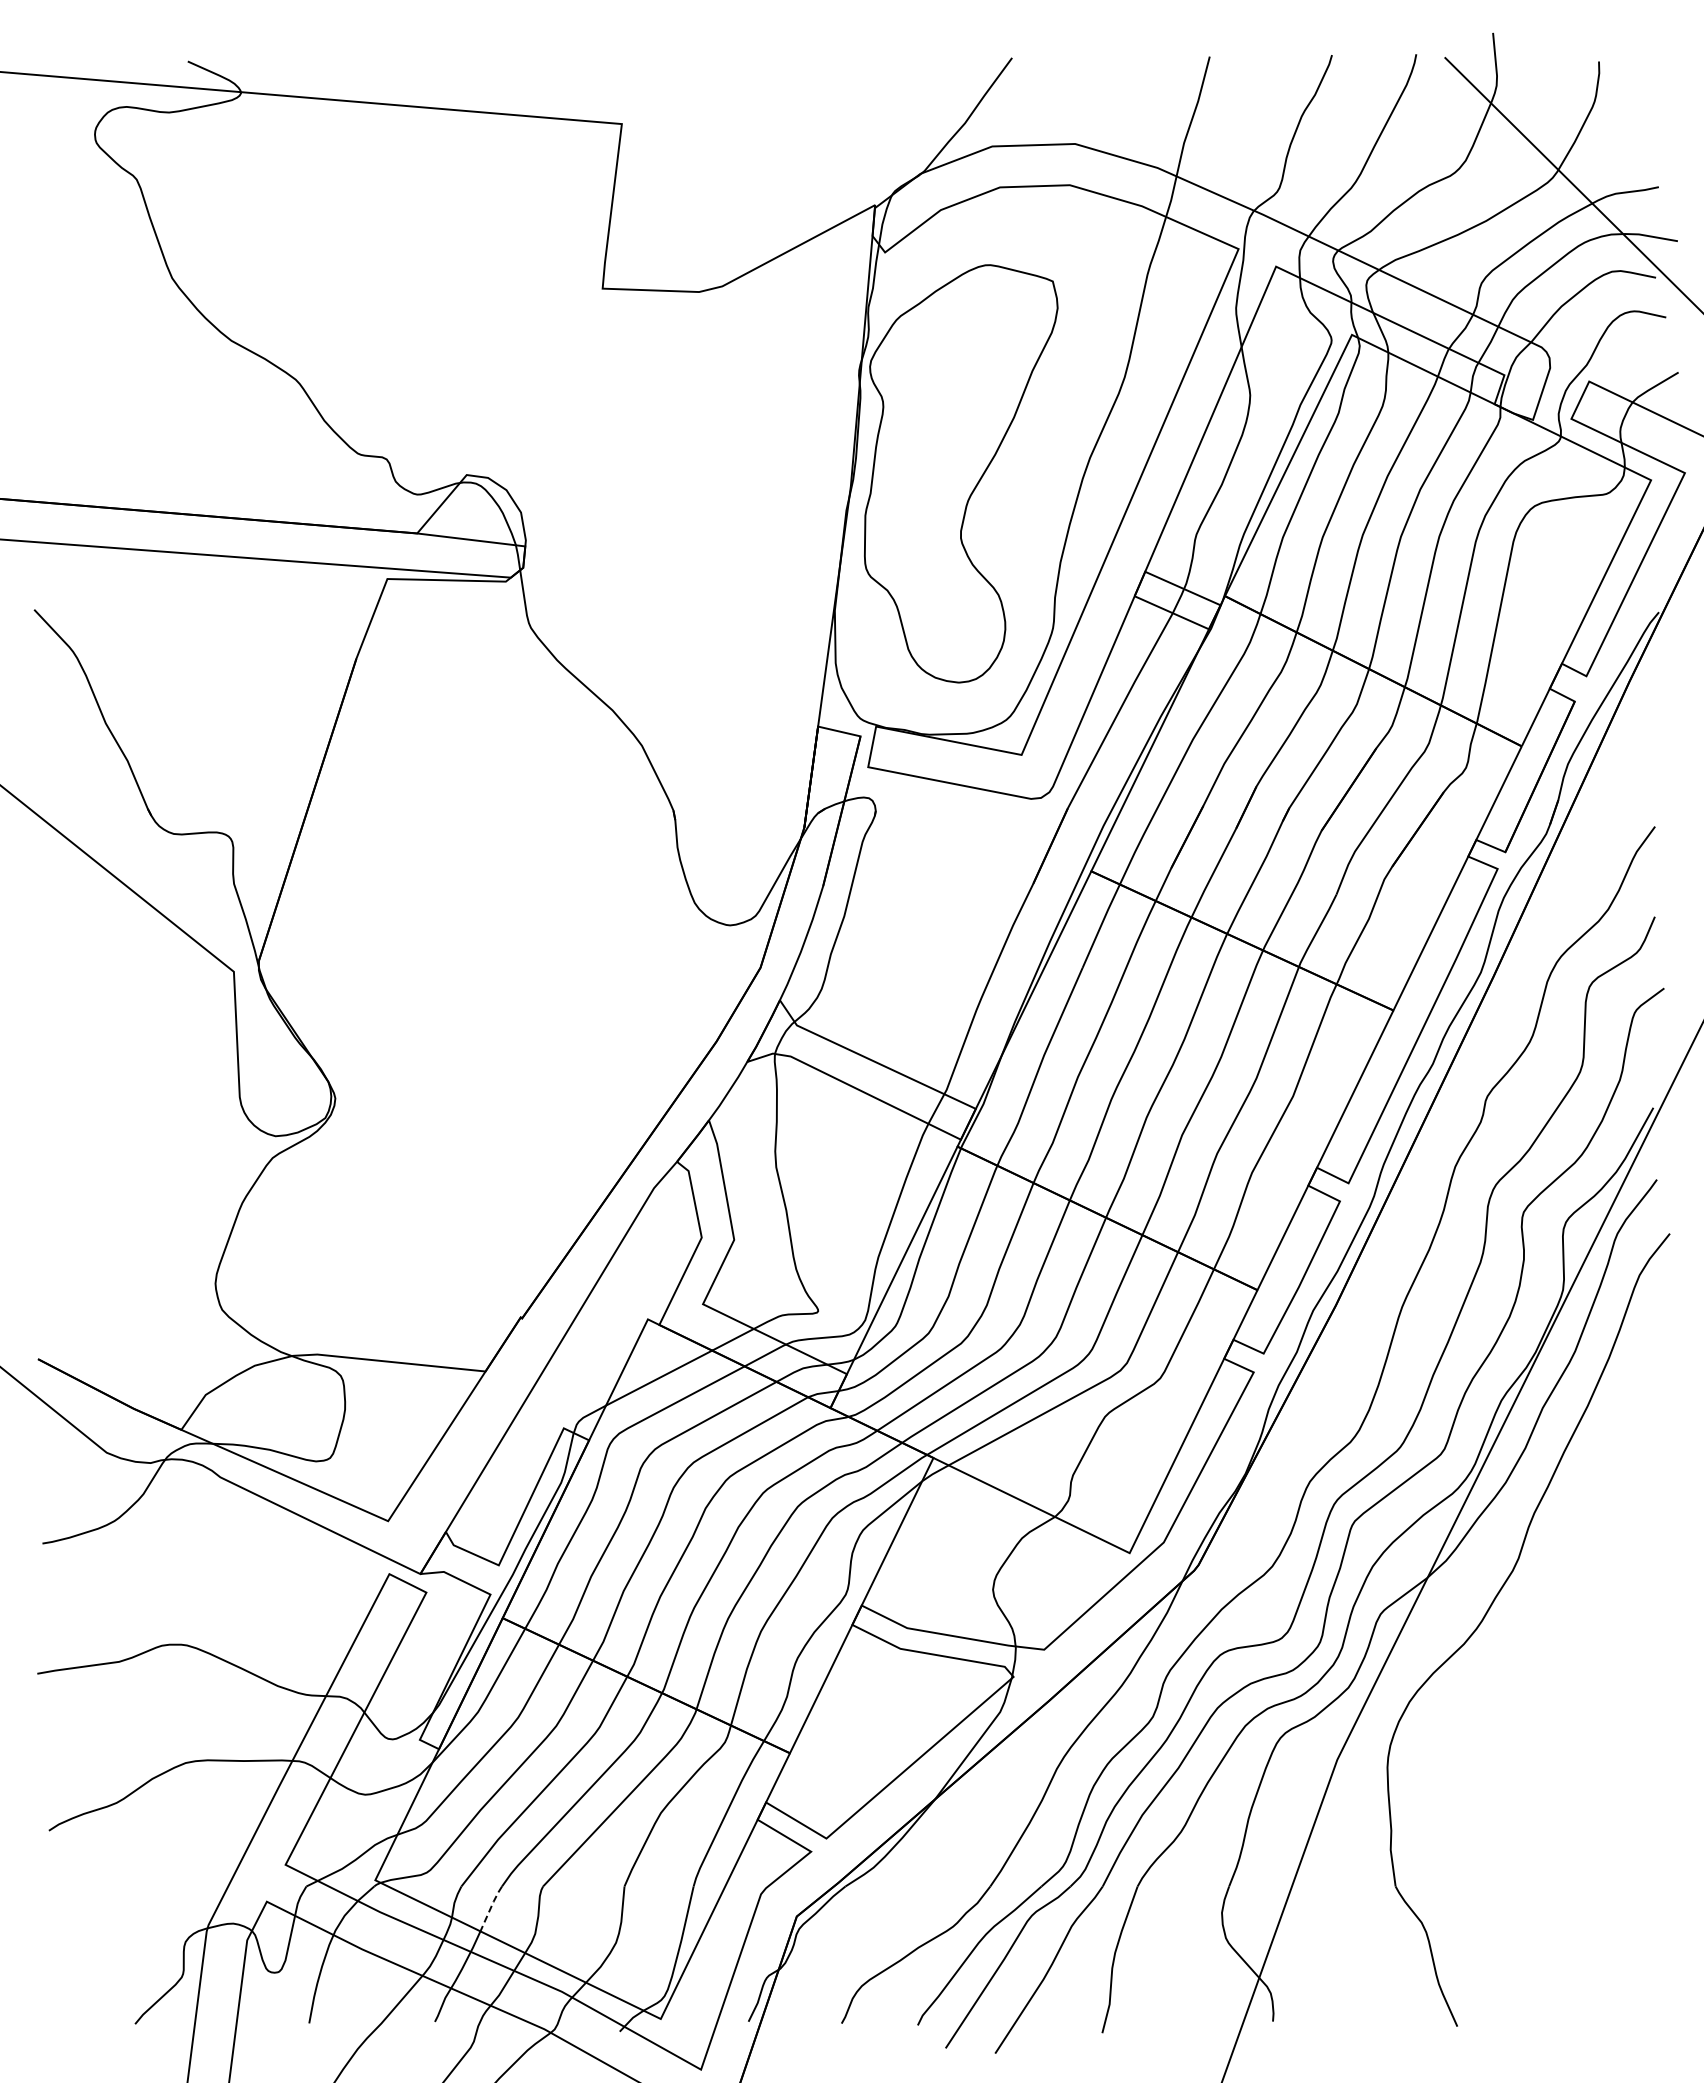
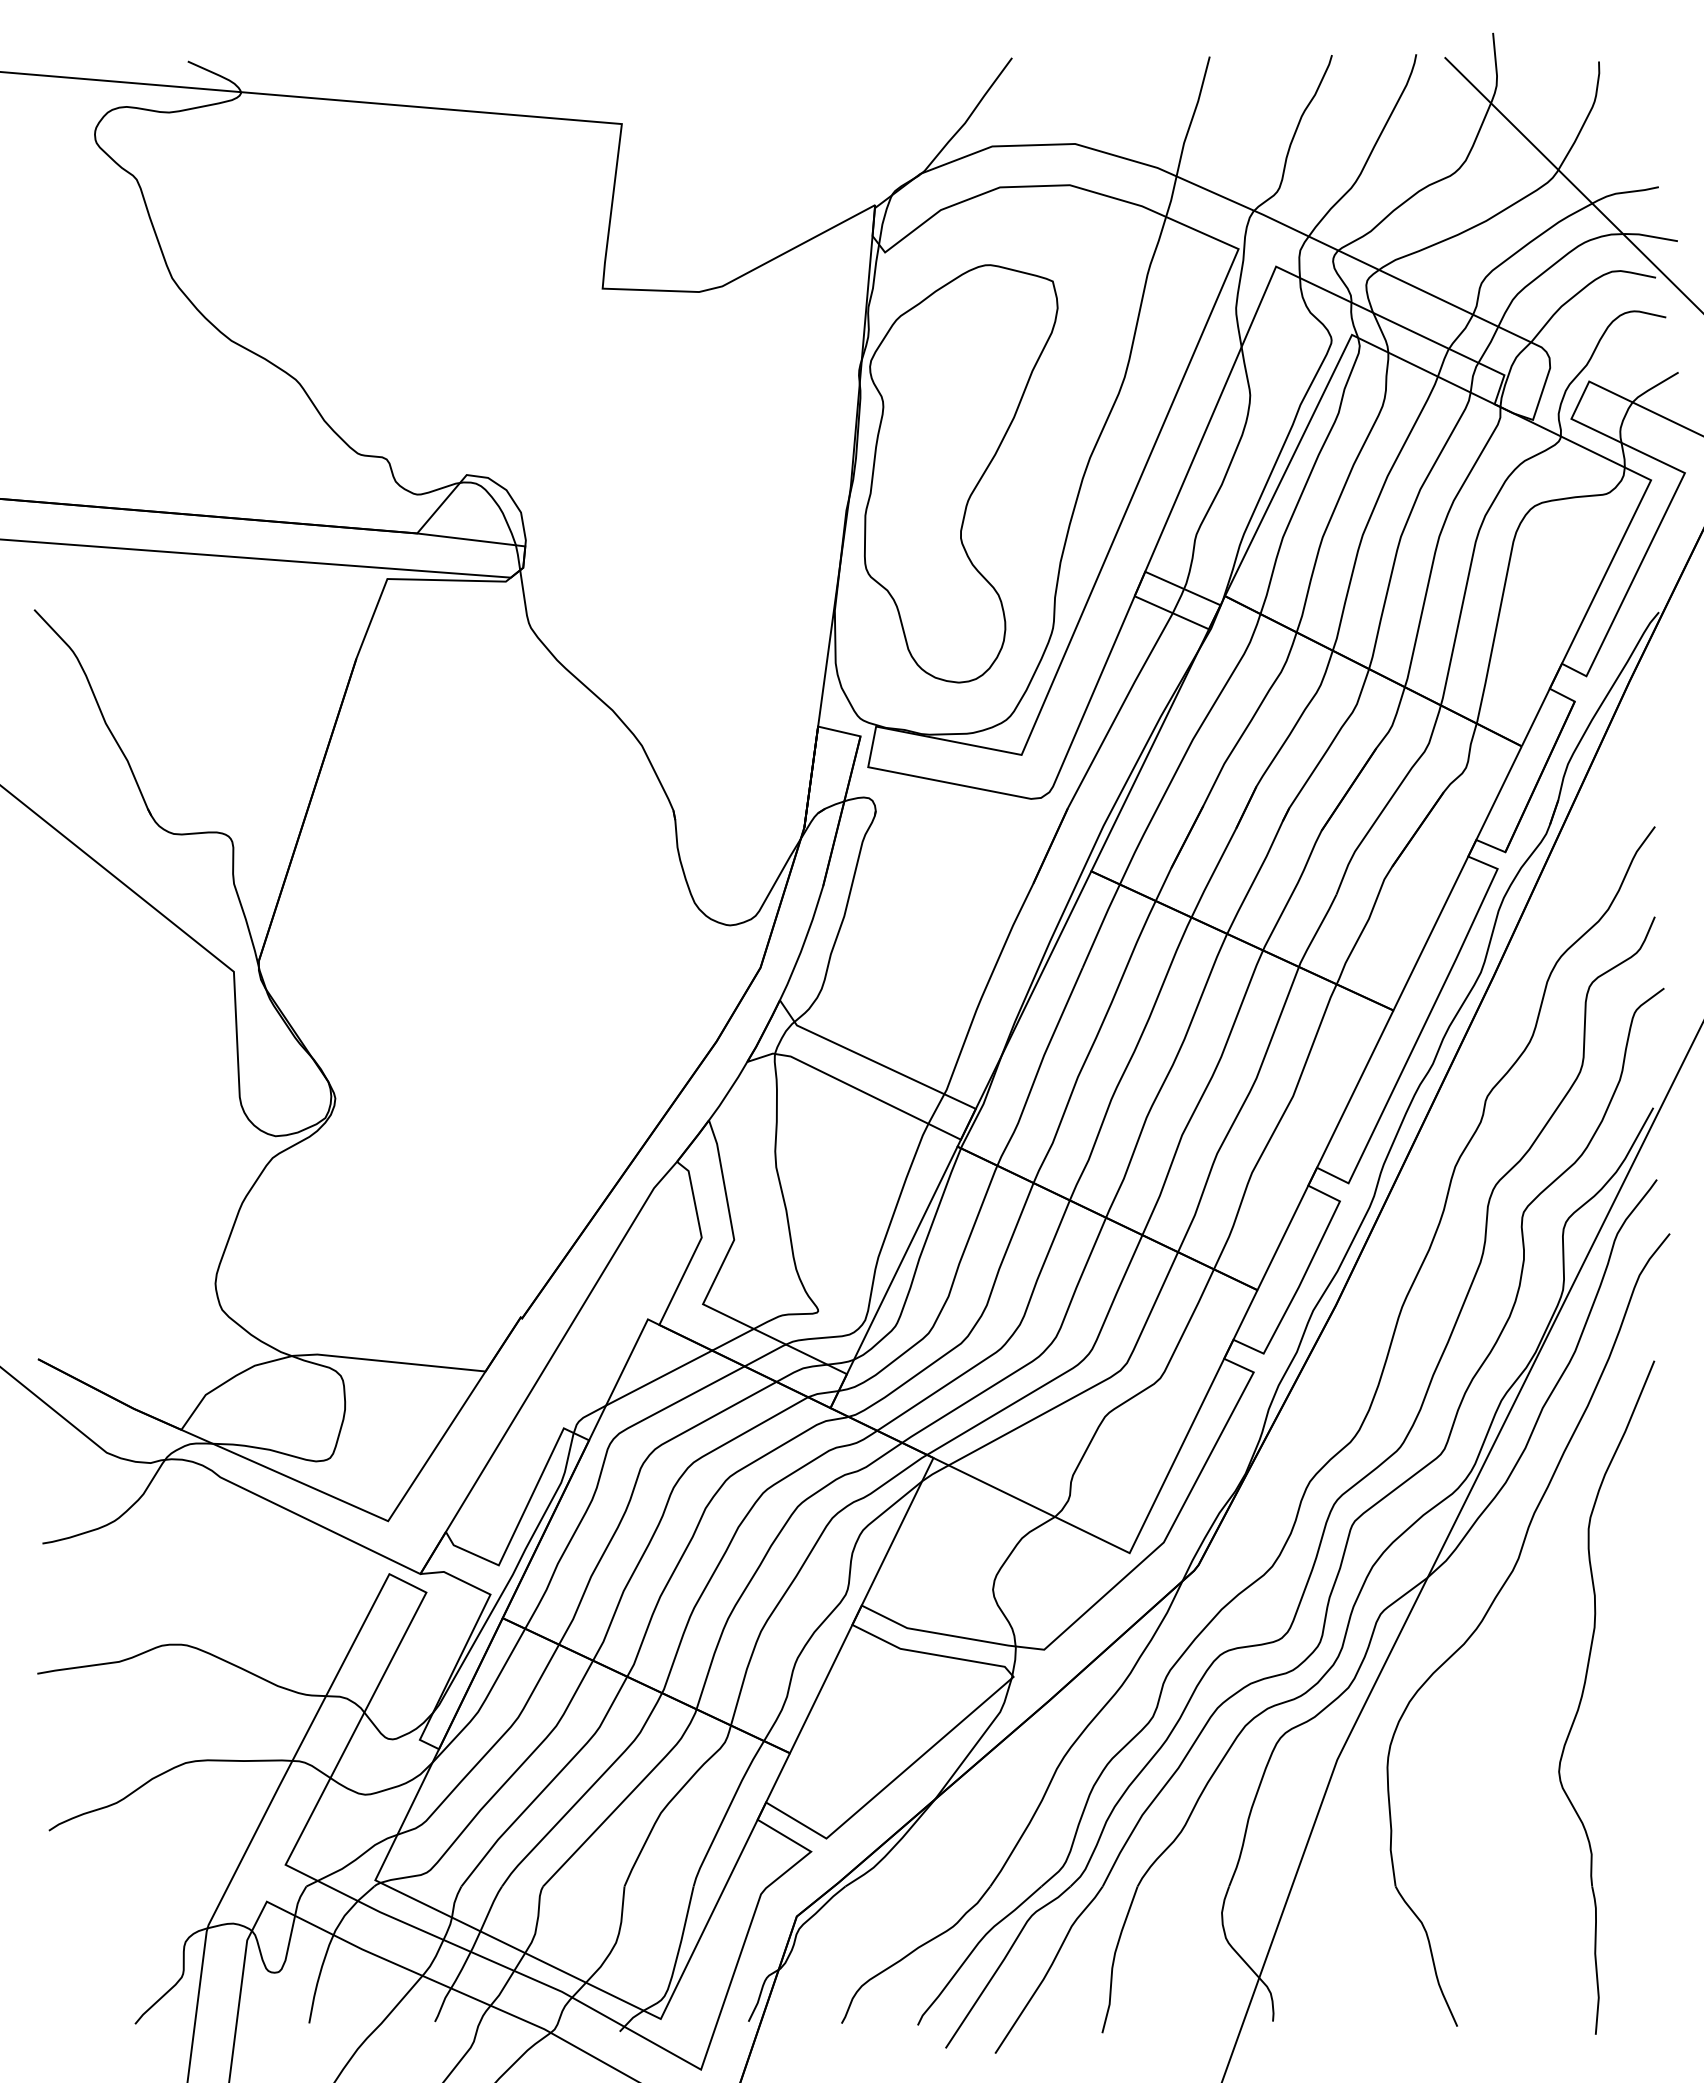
part: none -> present (1584, 1690)
line: dashed -> solid (490, 1907)
